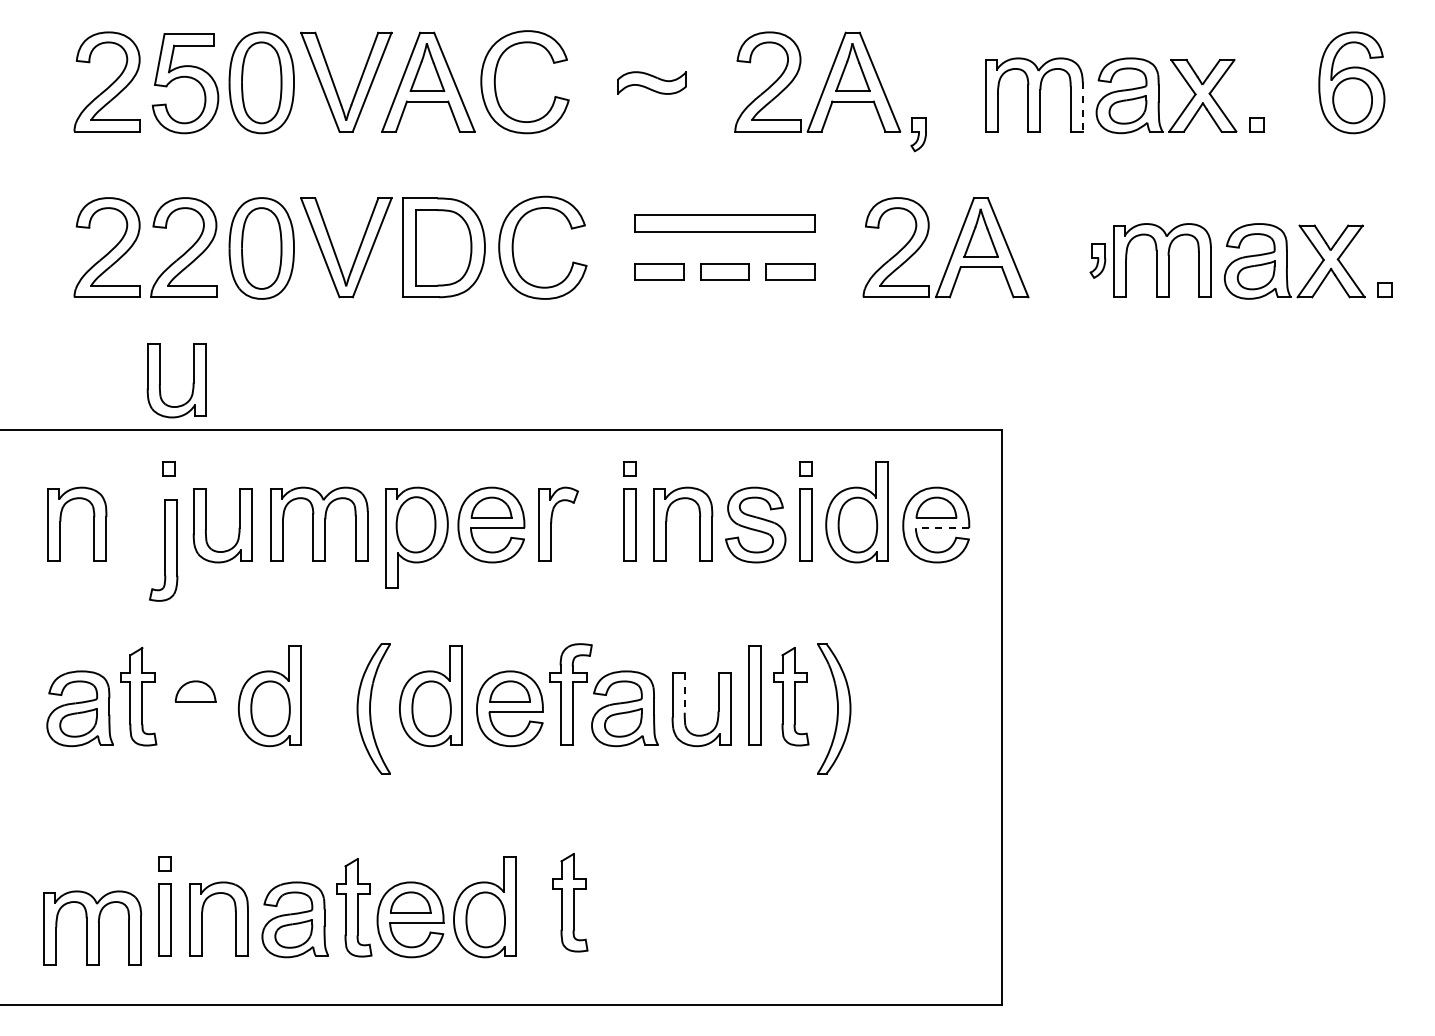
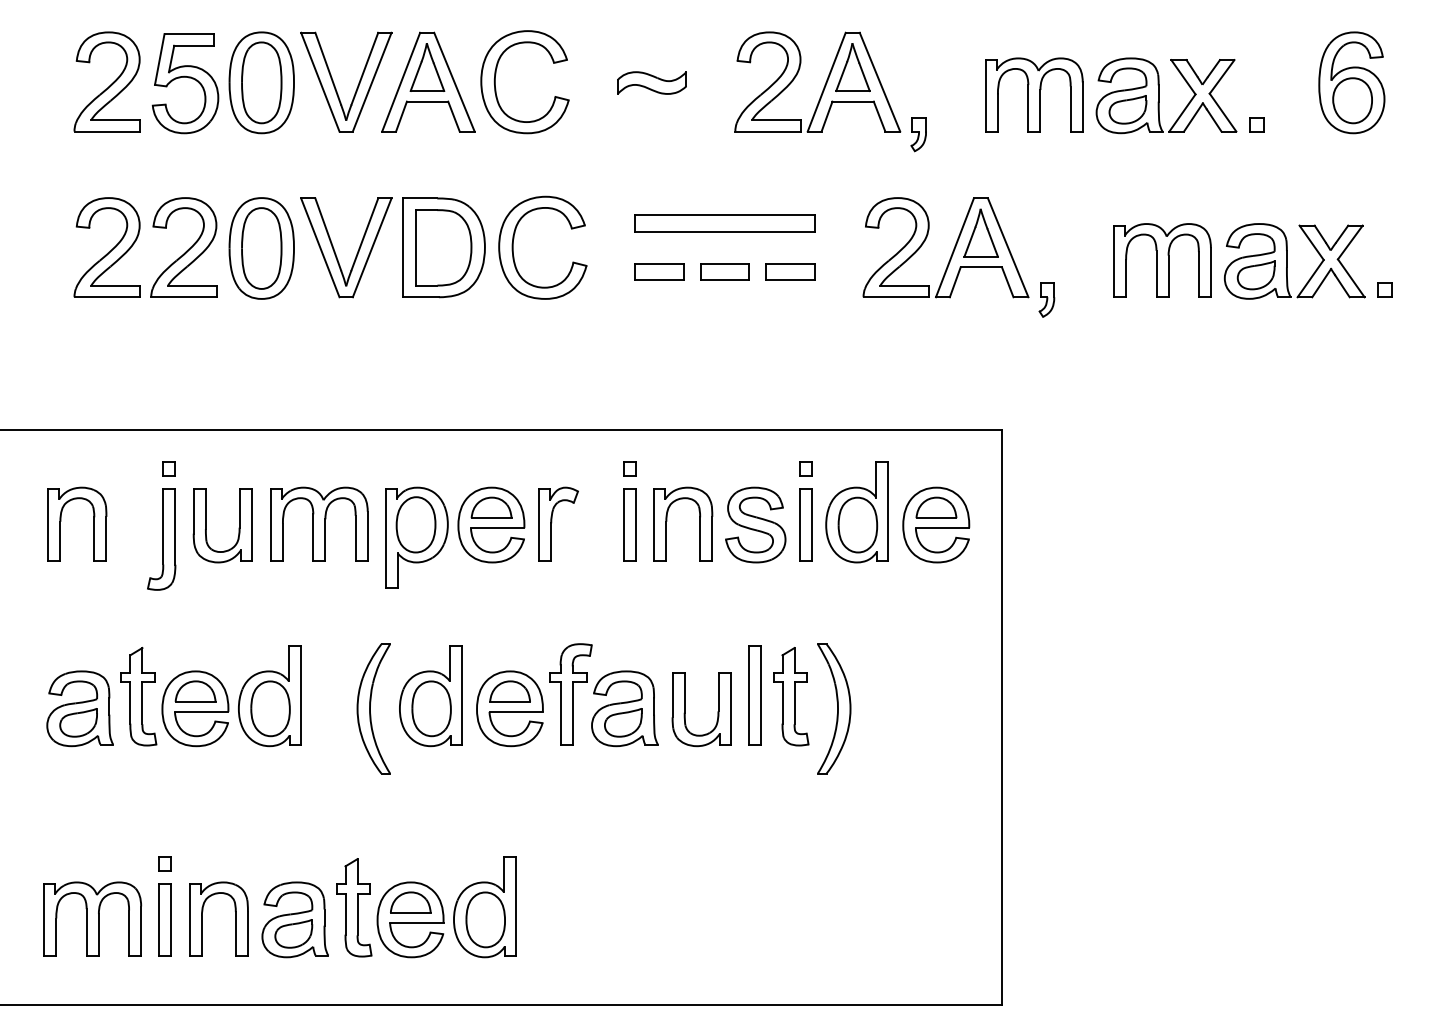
line: dashed -> solid (1082, 107)
part position: (1097, 260) -> (1046, 299) (1046, 299)
part: present -> none (160, 380)
line: dashed -> solid (942, 528)
part position: (163, 550) -> (161, 539) (161, 539)
line: dashed -> solid (684, 692)
part: none -> present (195, 708)
part: present -> none (570, 902)
part position: (92, 927) -> (92, 918) (92, 918)
